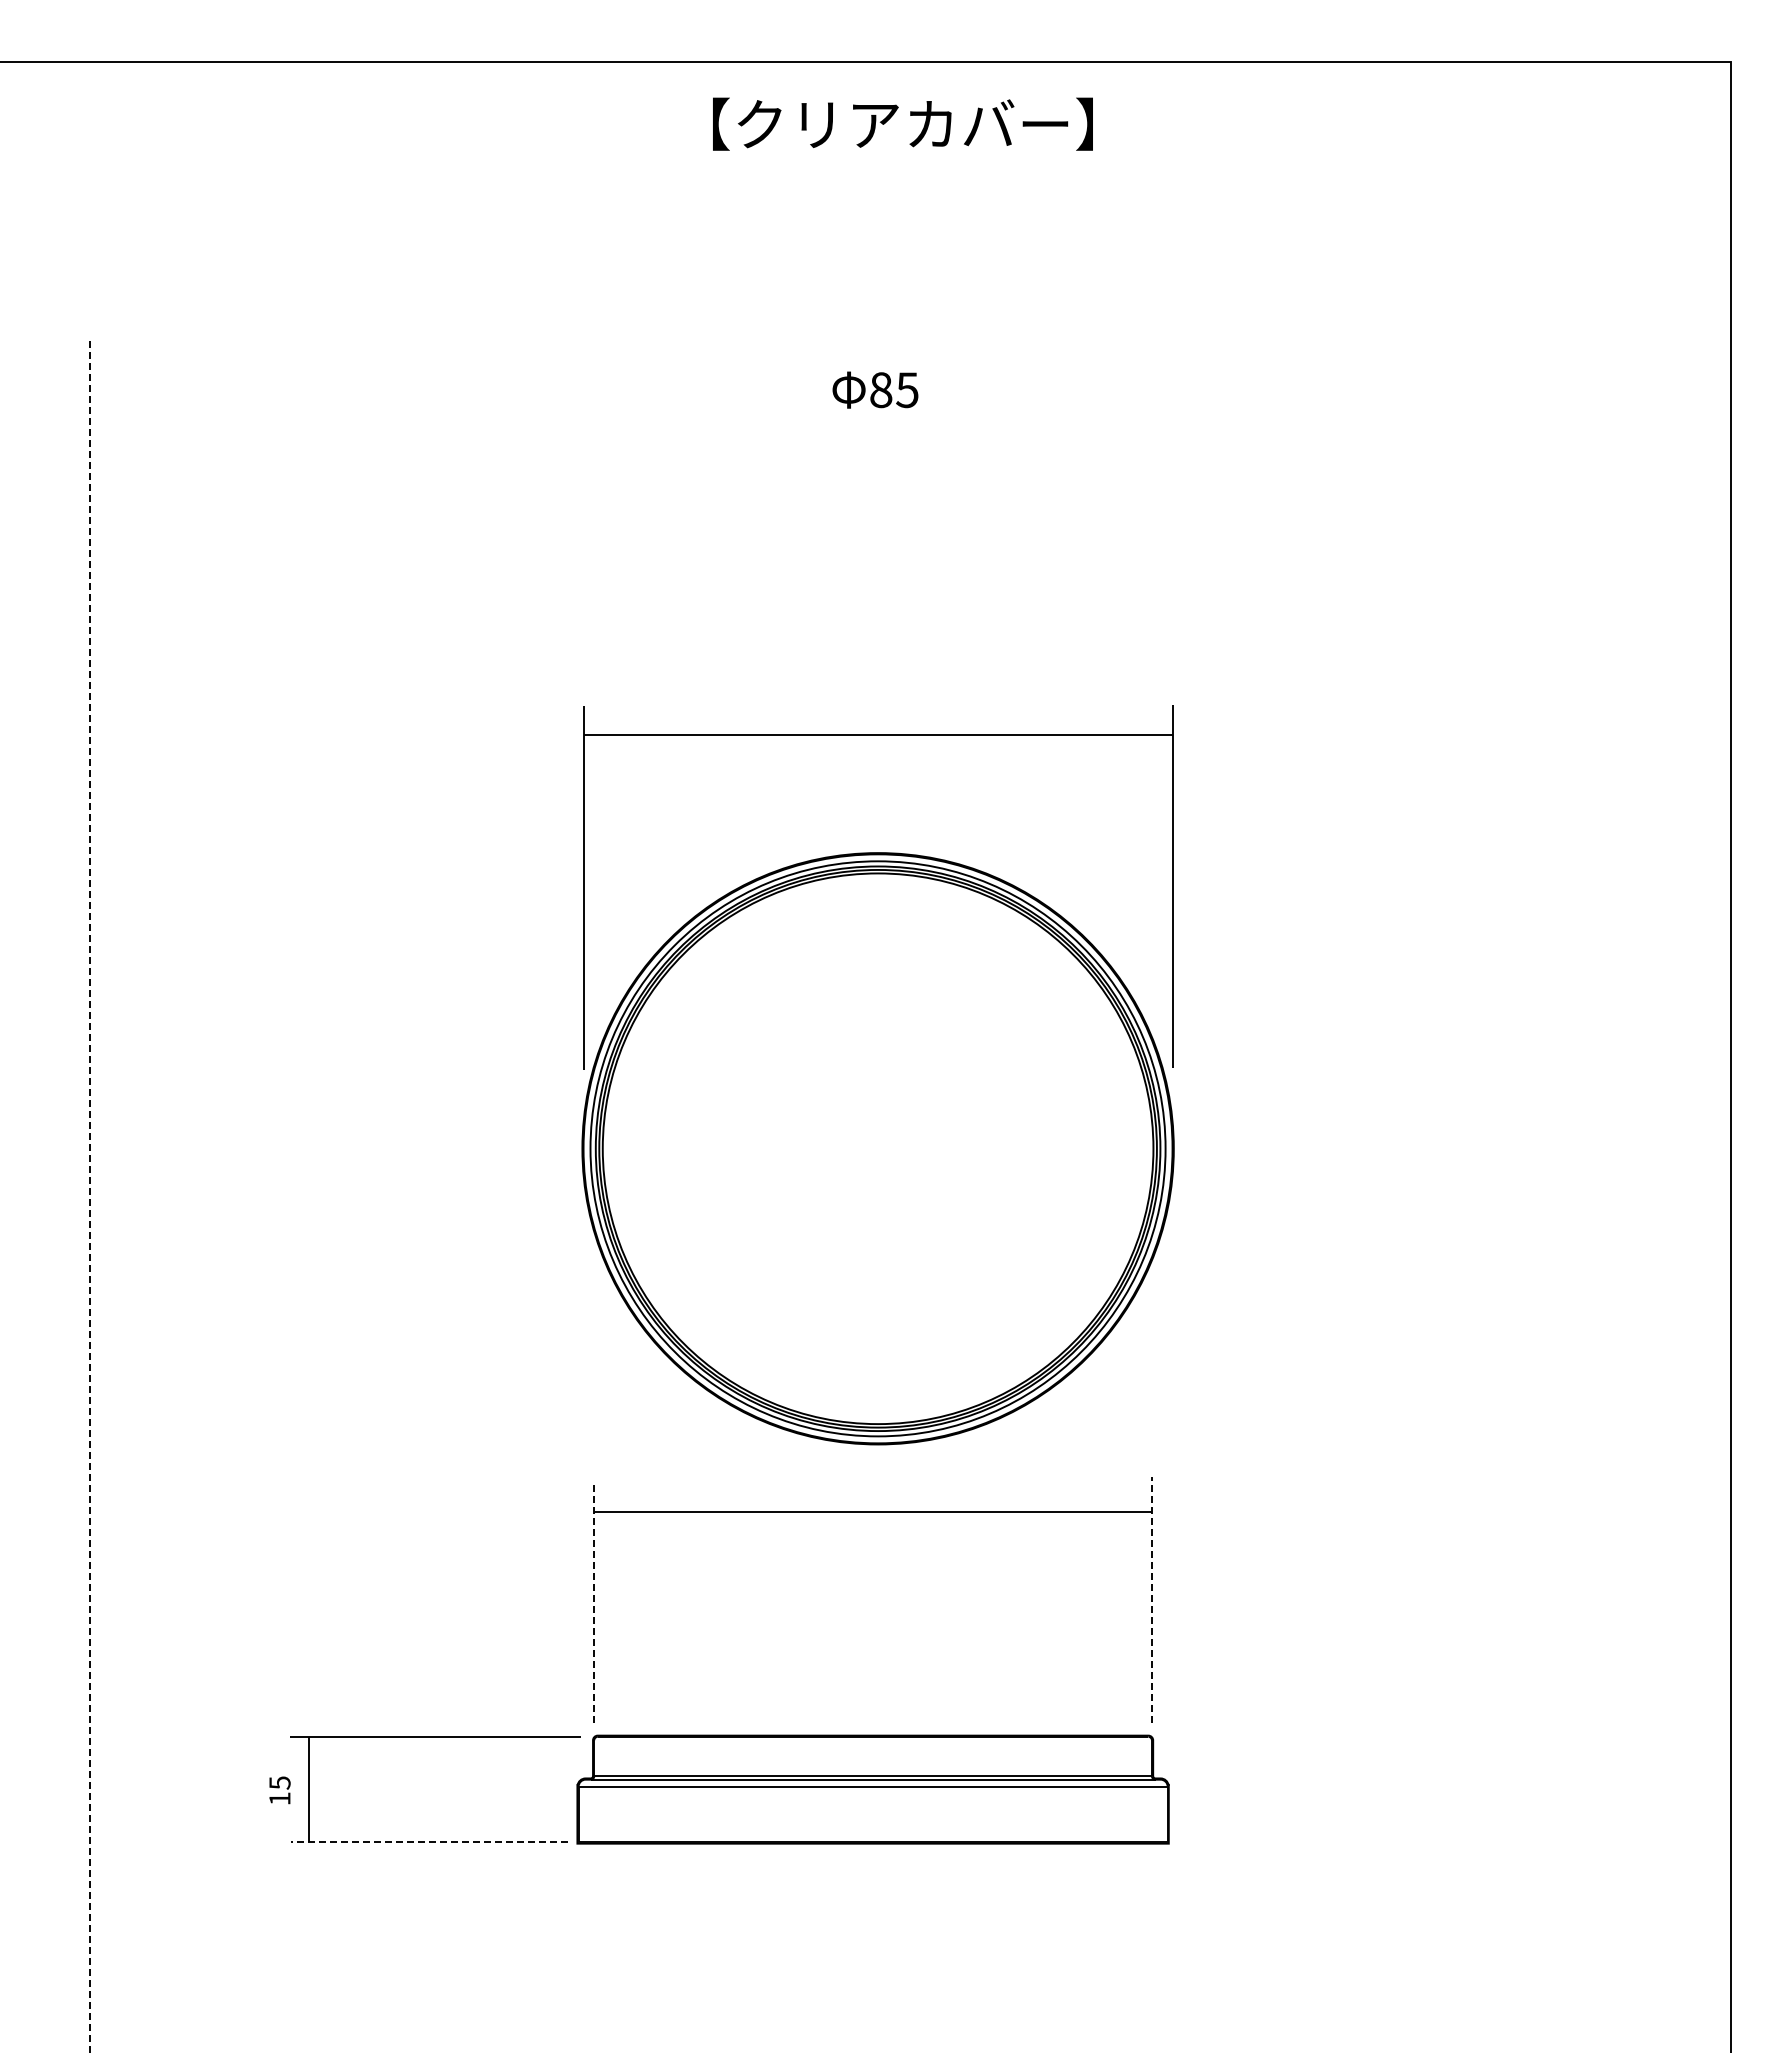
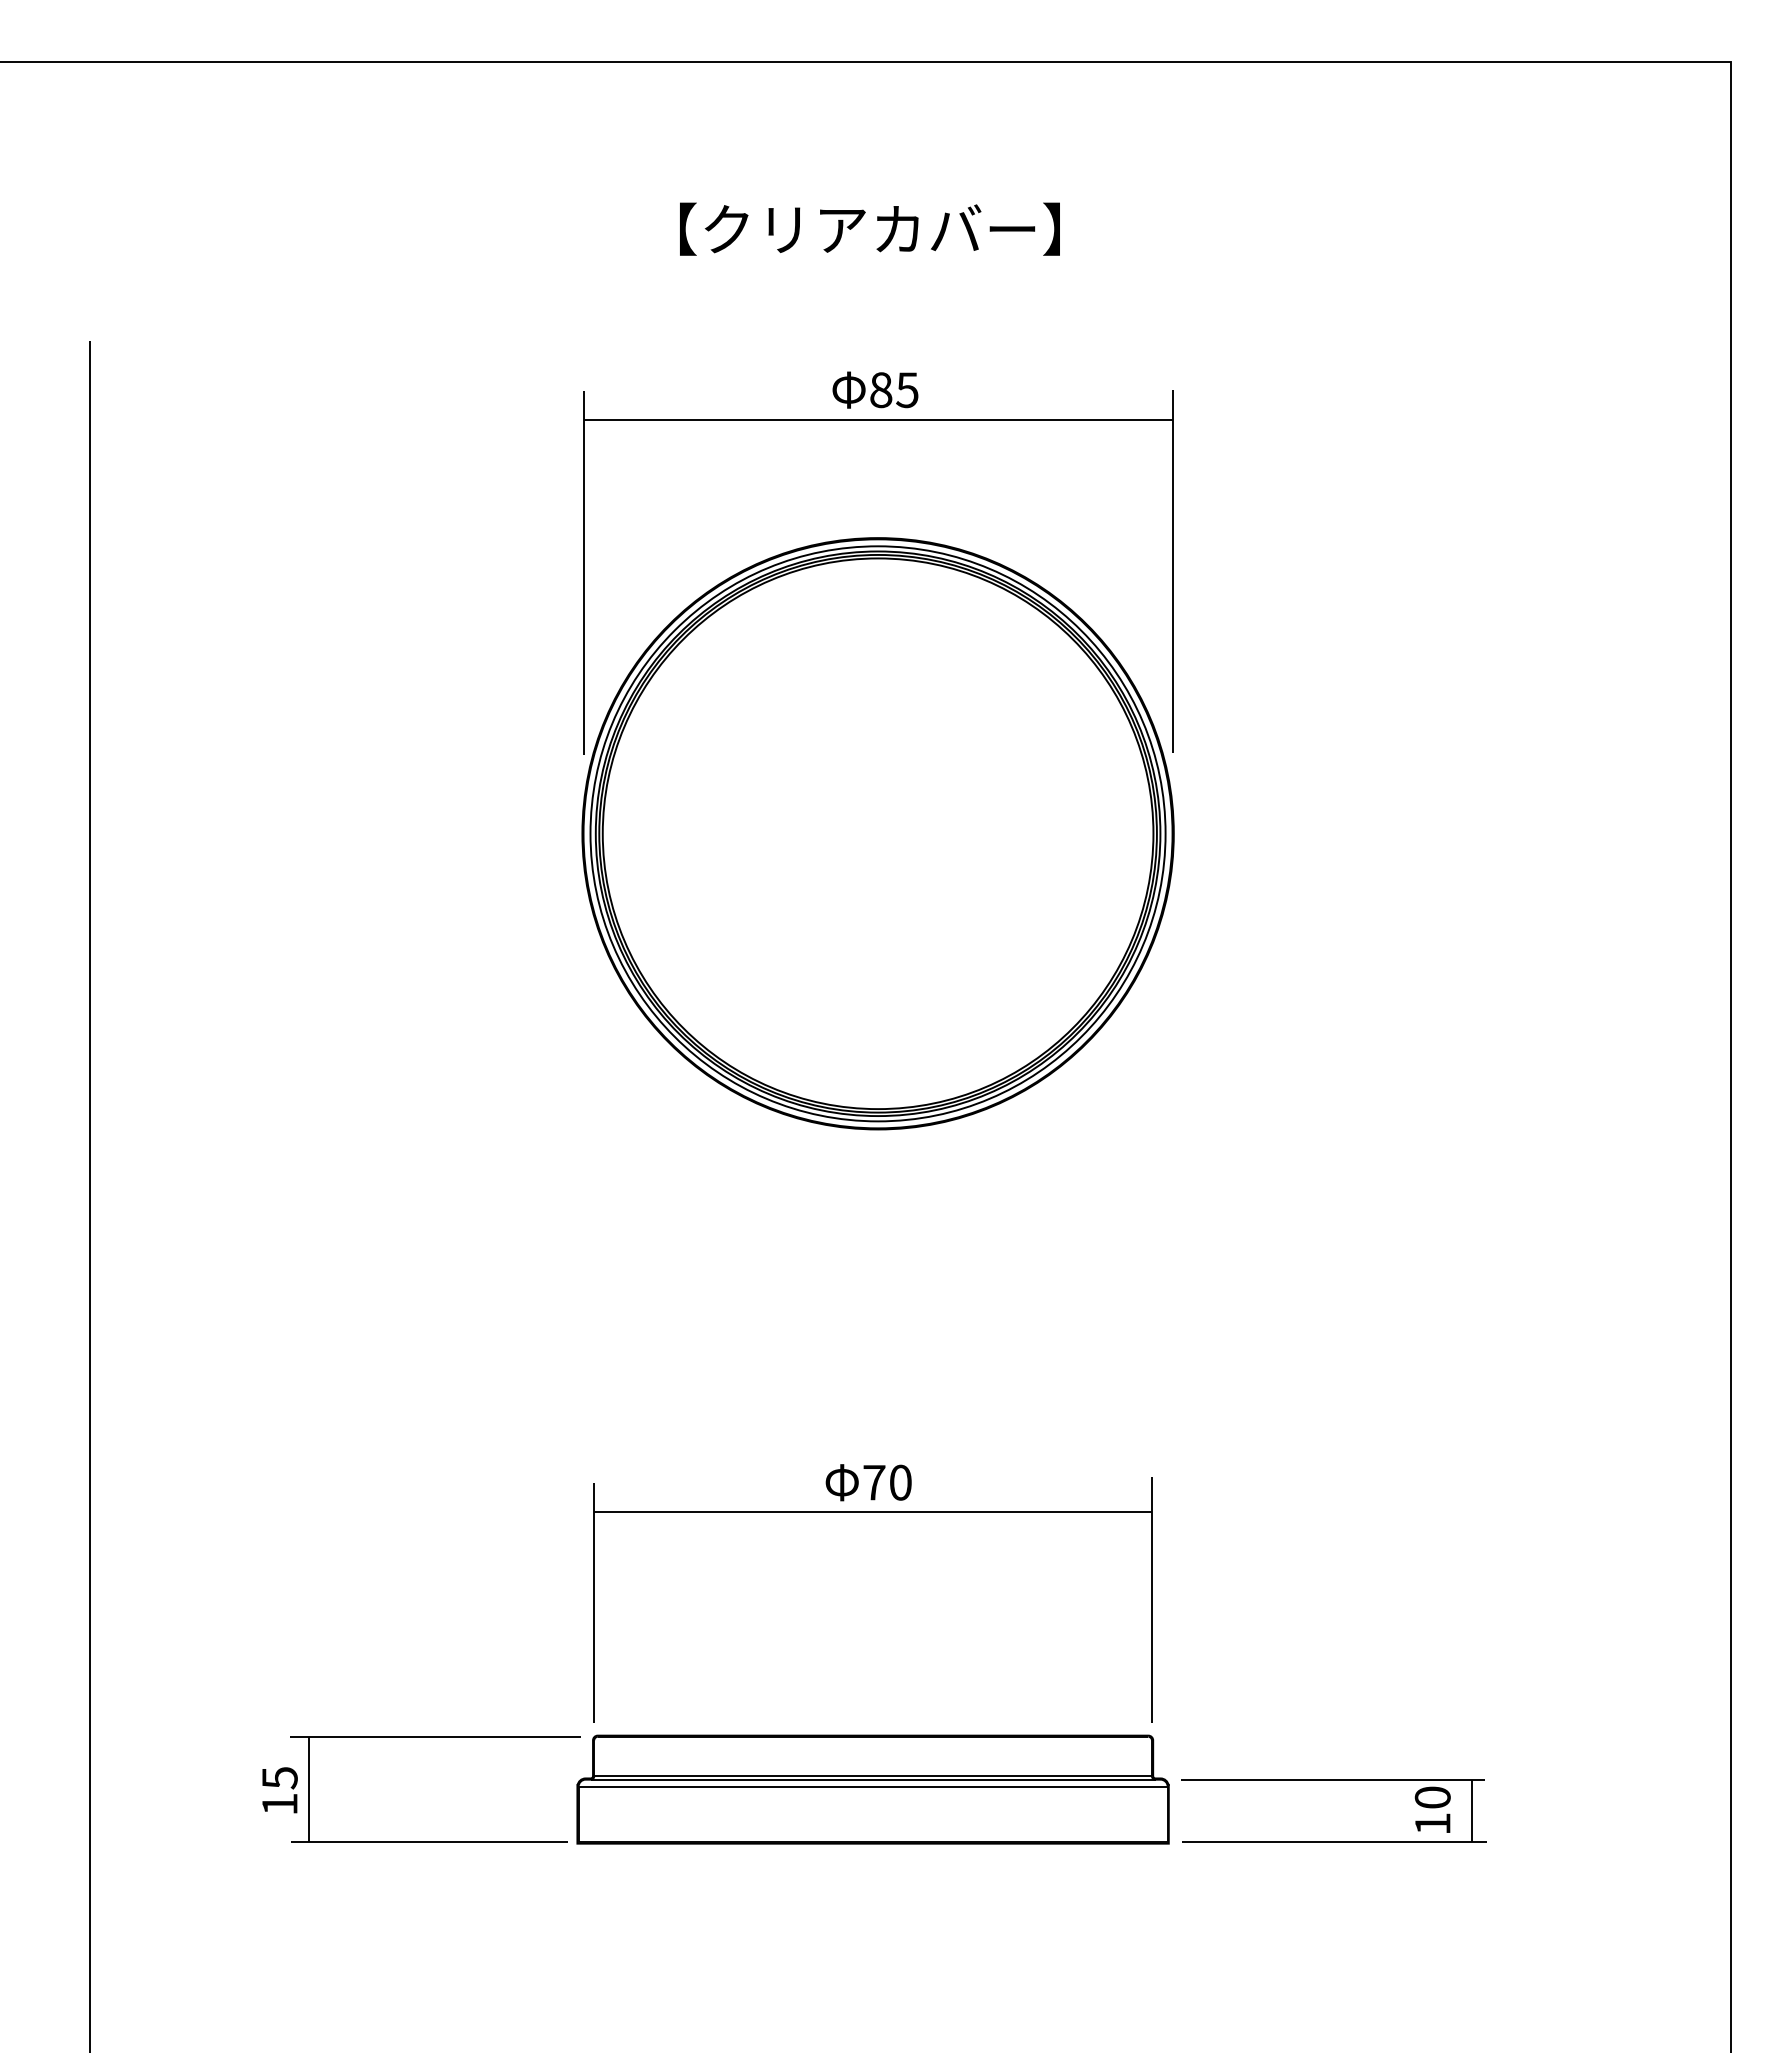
part position: (910, 115) -> (877, 220) (877, 220)
part position: (877, 1075) -> (877, 760) (877, 760)
line: dashed -> solid (89, 1196)
part: none -> present (868, 1482)
line: dashed -> solid (1151, 1599)
line: dashed -> solid (594, 1602)
part: none -> present (1333, 1780)
part size: 22x29 px -> 36x47 px (279, 1790)
line: dashed -> solid (428, 1842)
